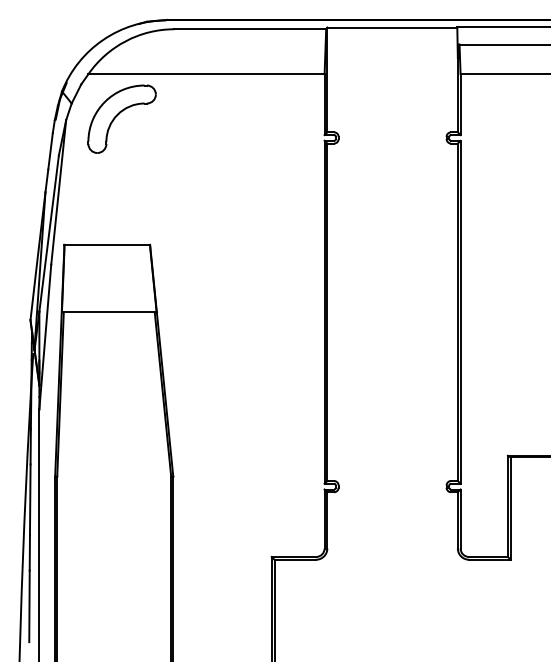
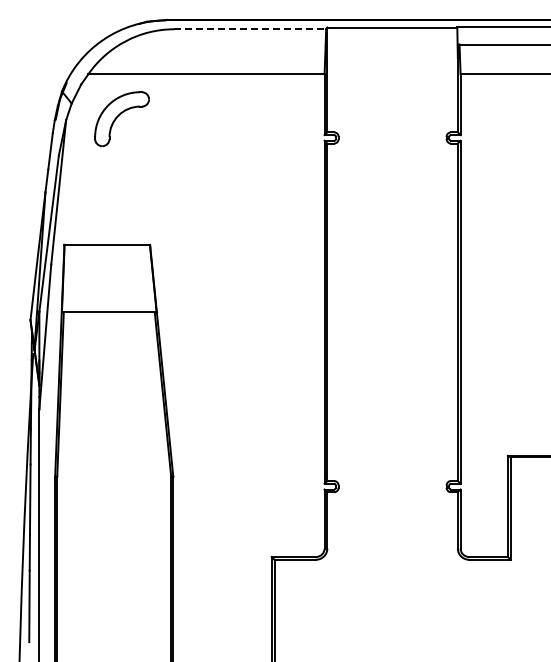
line: solid -> dashed (250, 29)
part size: 70x70 px -> 56x57 px (121, 119)
